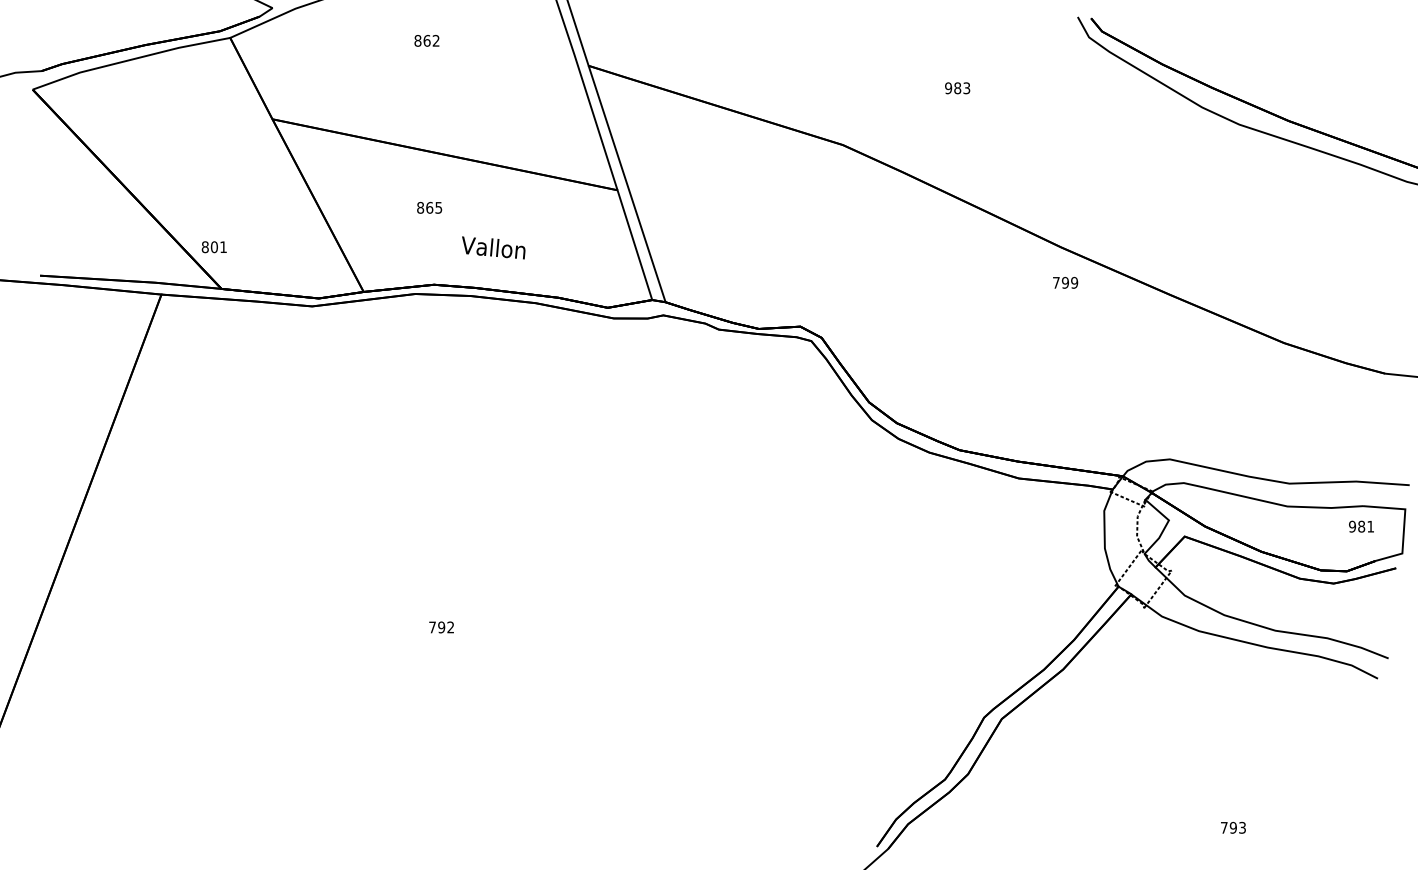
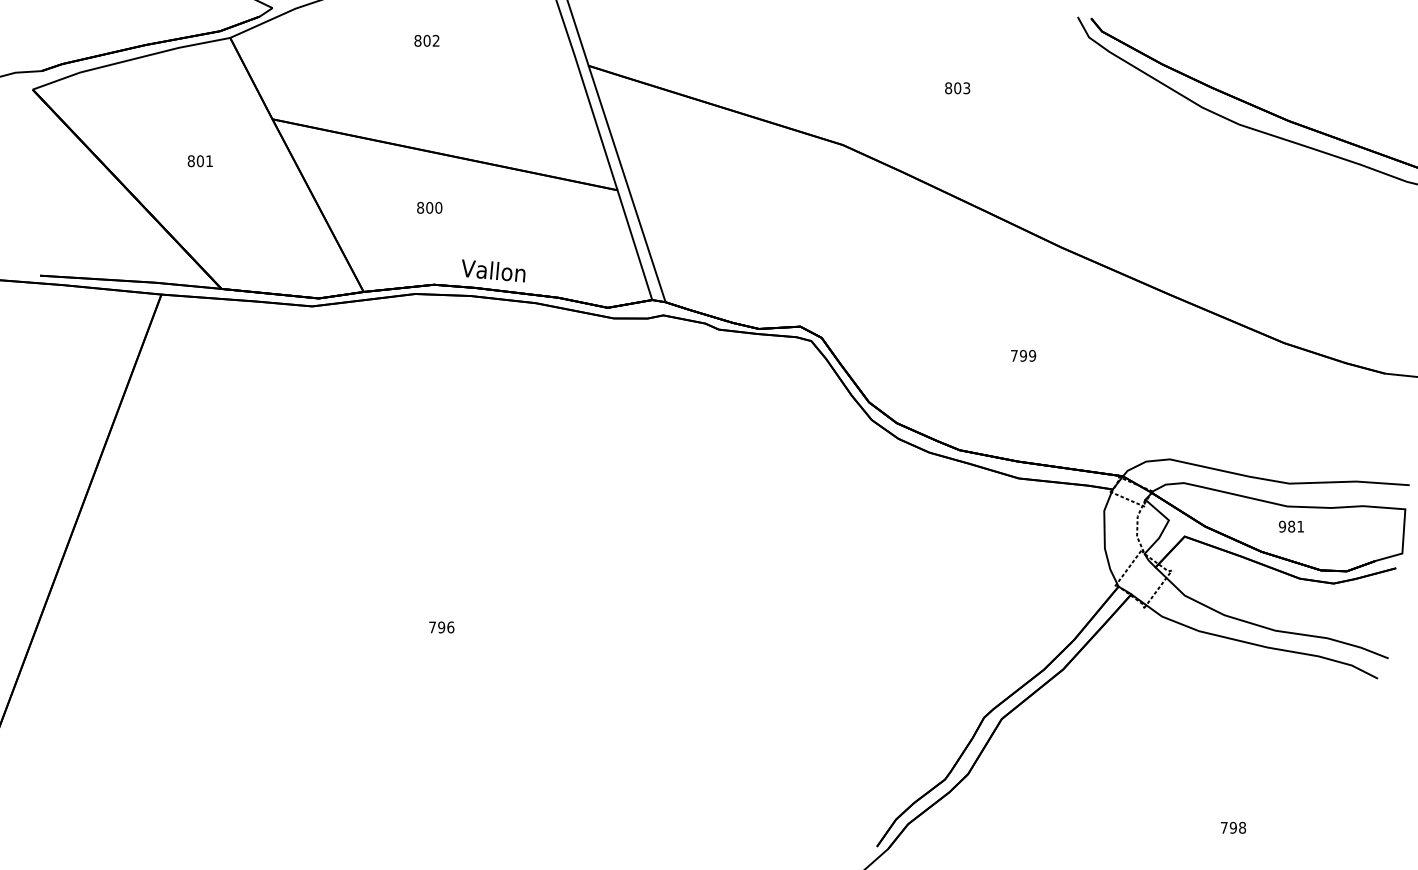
text: 862 -> 802 (426, 40)
text: 983 -> 803 (953, 88)
text: 865 -> 800 (434, 207)
text position: (213, 247) -> (199, 161) (199, 161)
text position: (493, 247) -> (493, 270) (493, 270)
text position: (1065, 282) -> (1023, 355) (1023, 355)
text position: (1361, 526) -> (1291, 526) (1291, 526)
text: 792 -> 796 (450, 627)
text: 793 -> 798 (1242, 827)
